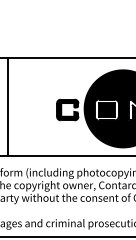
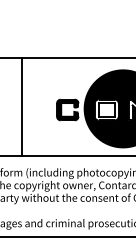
line position: (7, 107) -> (21, 107) (21, 107)
fill: present -> none (106, 109)
